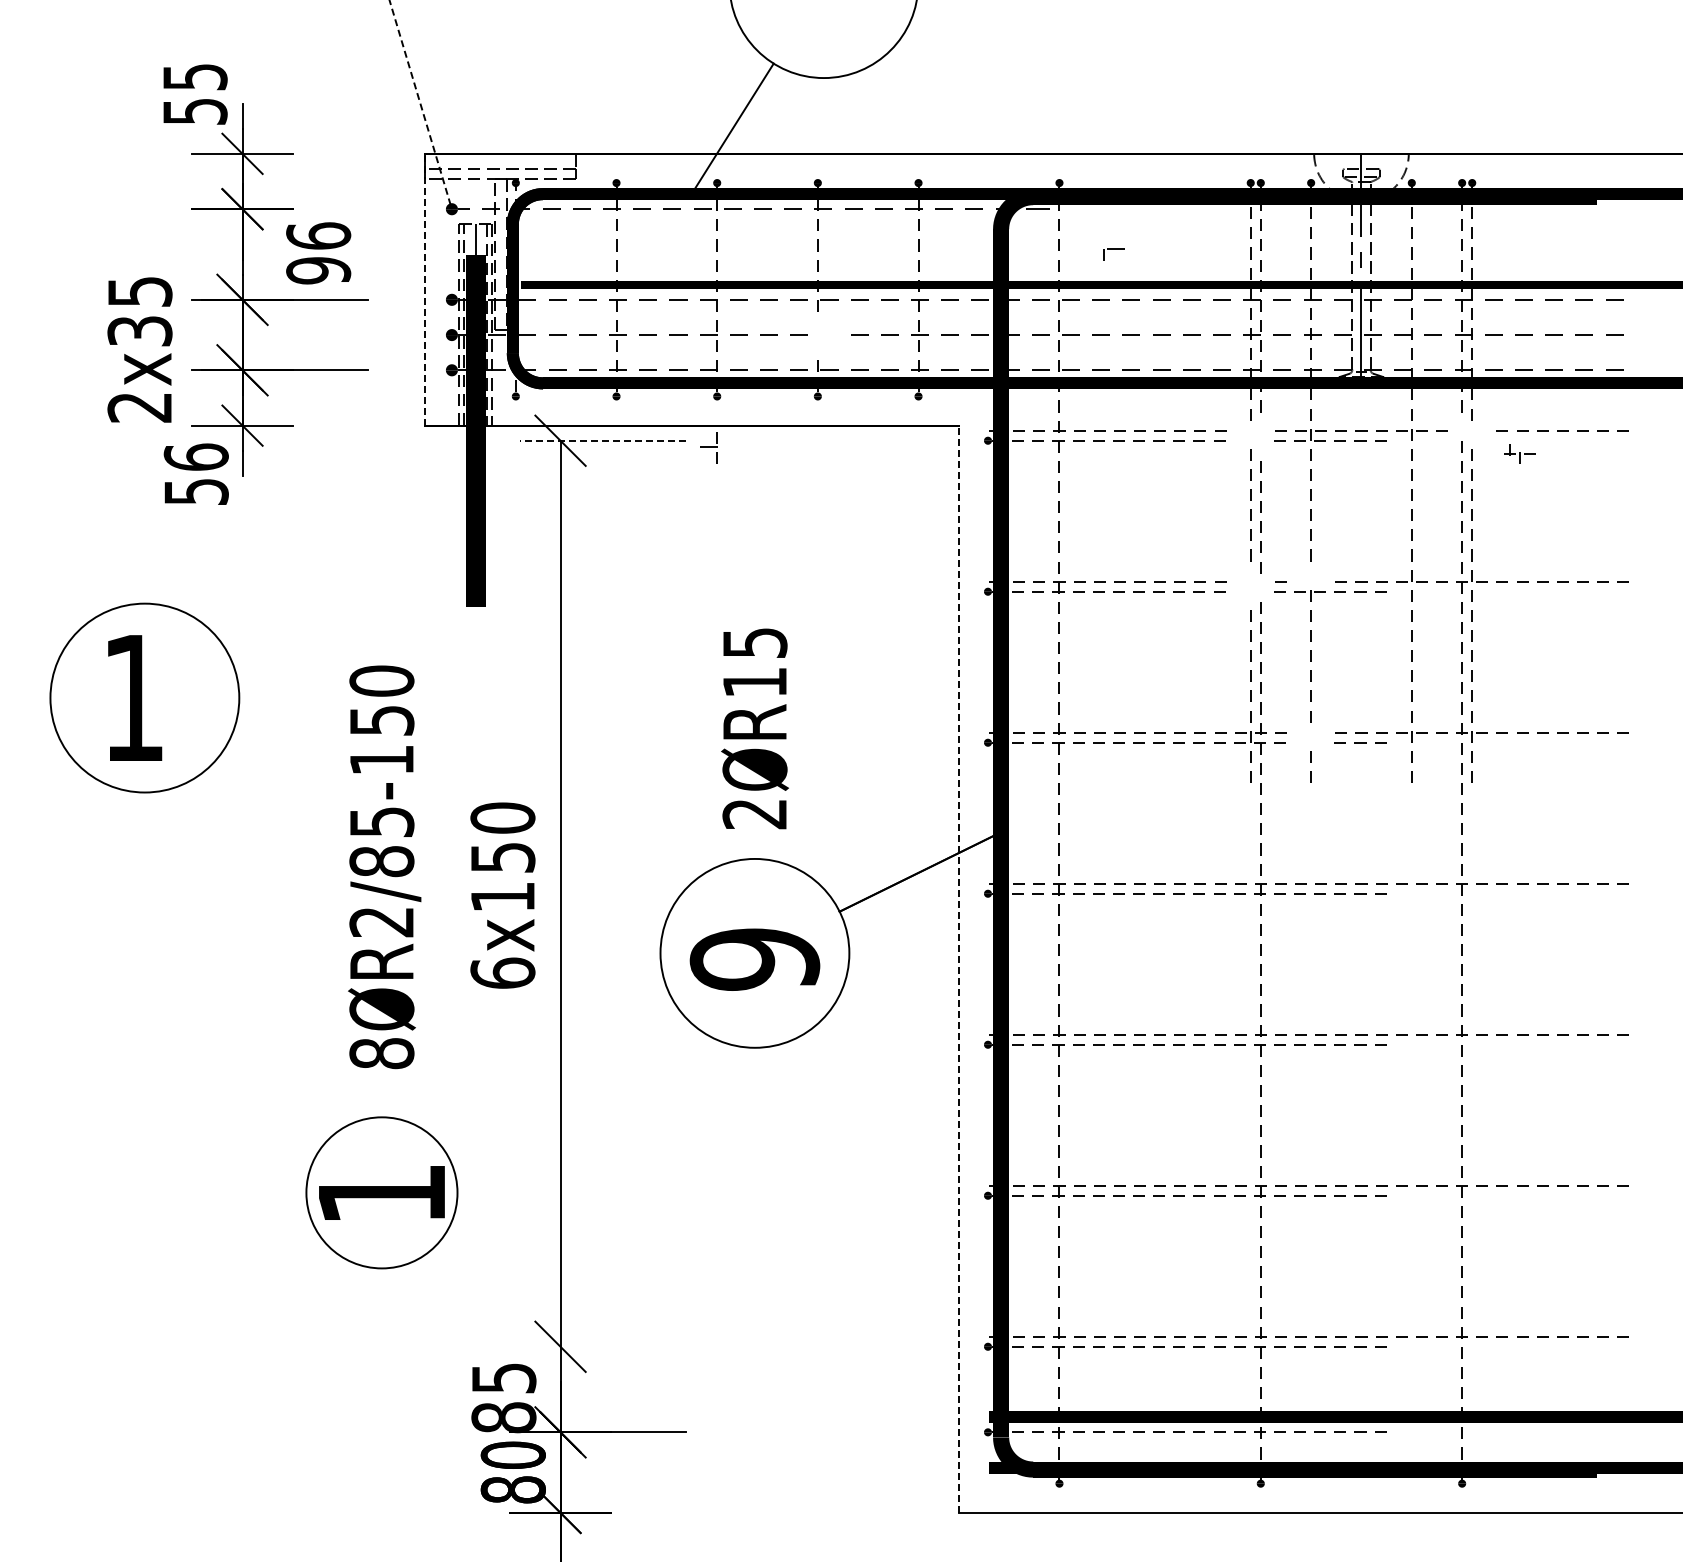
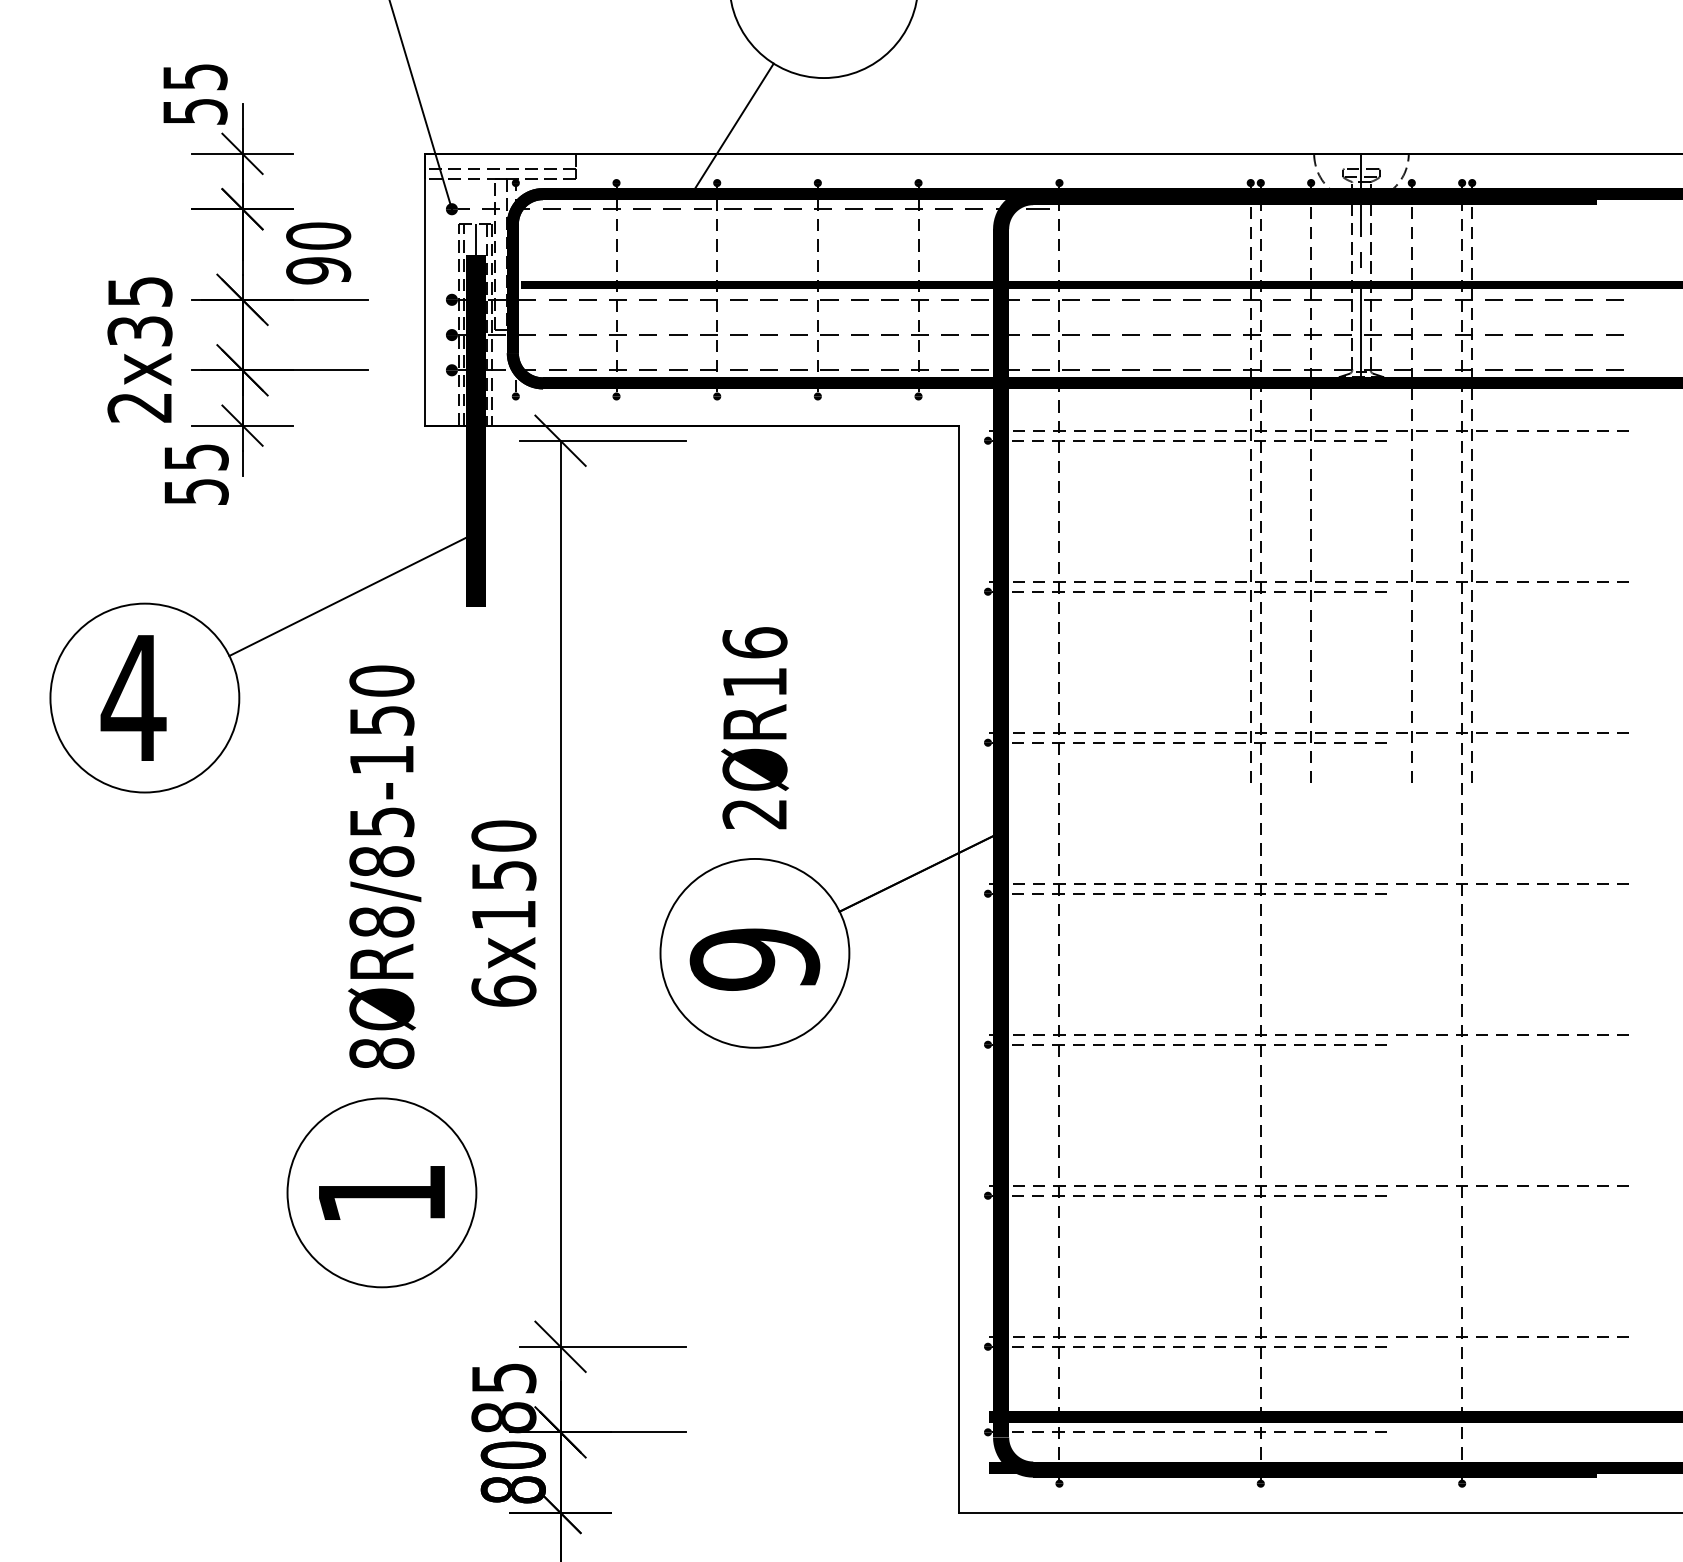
line: dashed -> solid (420, 105)
text: 96 -> 90 (318, 235)
part: present -> none (1113, 254)
line: dashed -> solid (425, 289)
part: none -> present (827, 335)
part: none -> present (1250, 436)
line: dashed -> solid (602, 440)
part: present -> none (708, 447)
part position: (1519, 453) -> (1471, 430) (1471, 430)
text: 56 -> 55 (195, 456)
part: none -> present (1310, 576)
part: none -> present (1250, 585)
line: none -> present (352, 594)
text: 2ØR15 -> 2ØR16 (754, 642)
text: 1 -> 4 (133, 697)
part: none -> present (1310, 737)
text position: (502, 895) -> (503, 913) (503, 913)
text: 8ØR2/85-150 -> 8ØR8/85-150 (381, 921)
line: dashed -> solid (958, 969)
circle diameter: 151 px -> 189 px (381, 1192)
line: none -> present (603, 1346)
